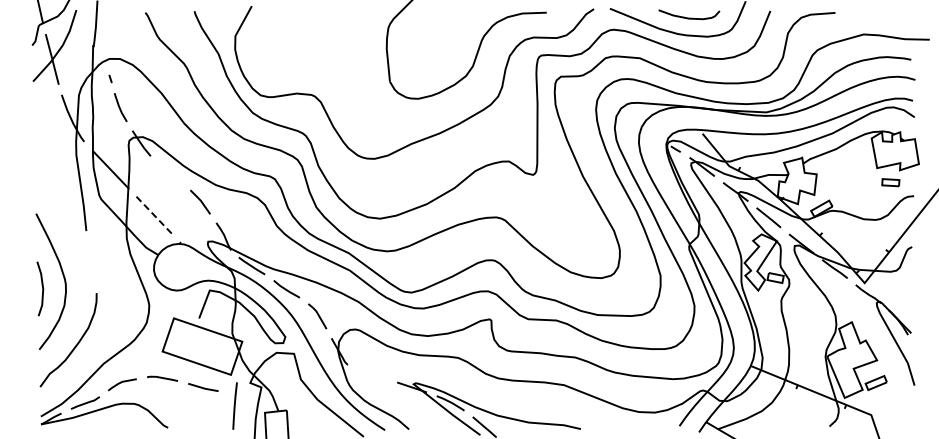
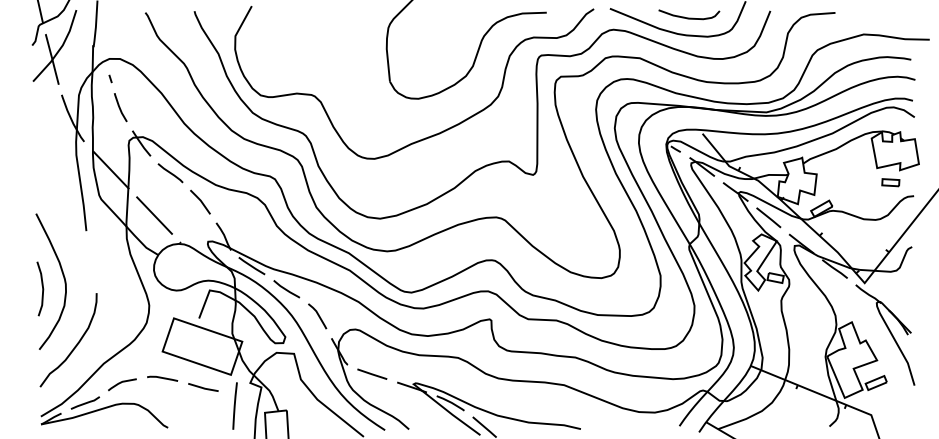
line: none -> present (170, 173)
line: dashed -> solid (154, 215)
line: none -> present (372, 373)
